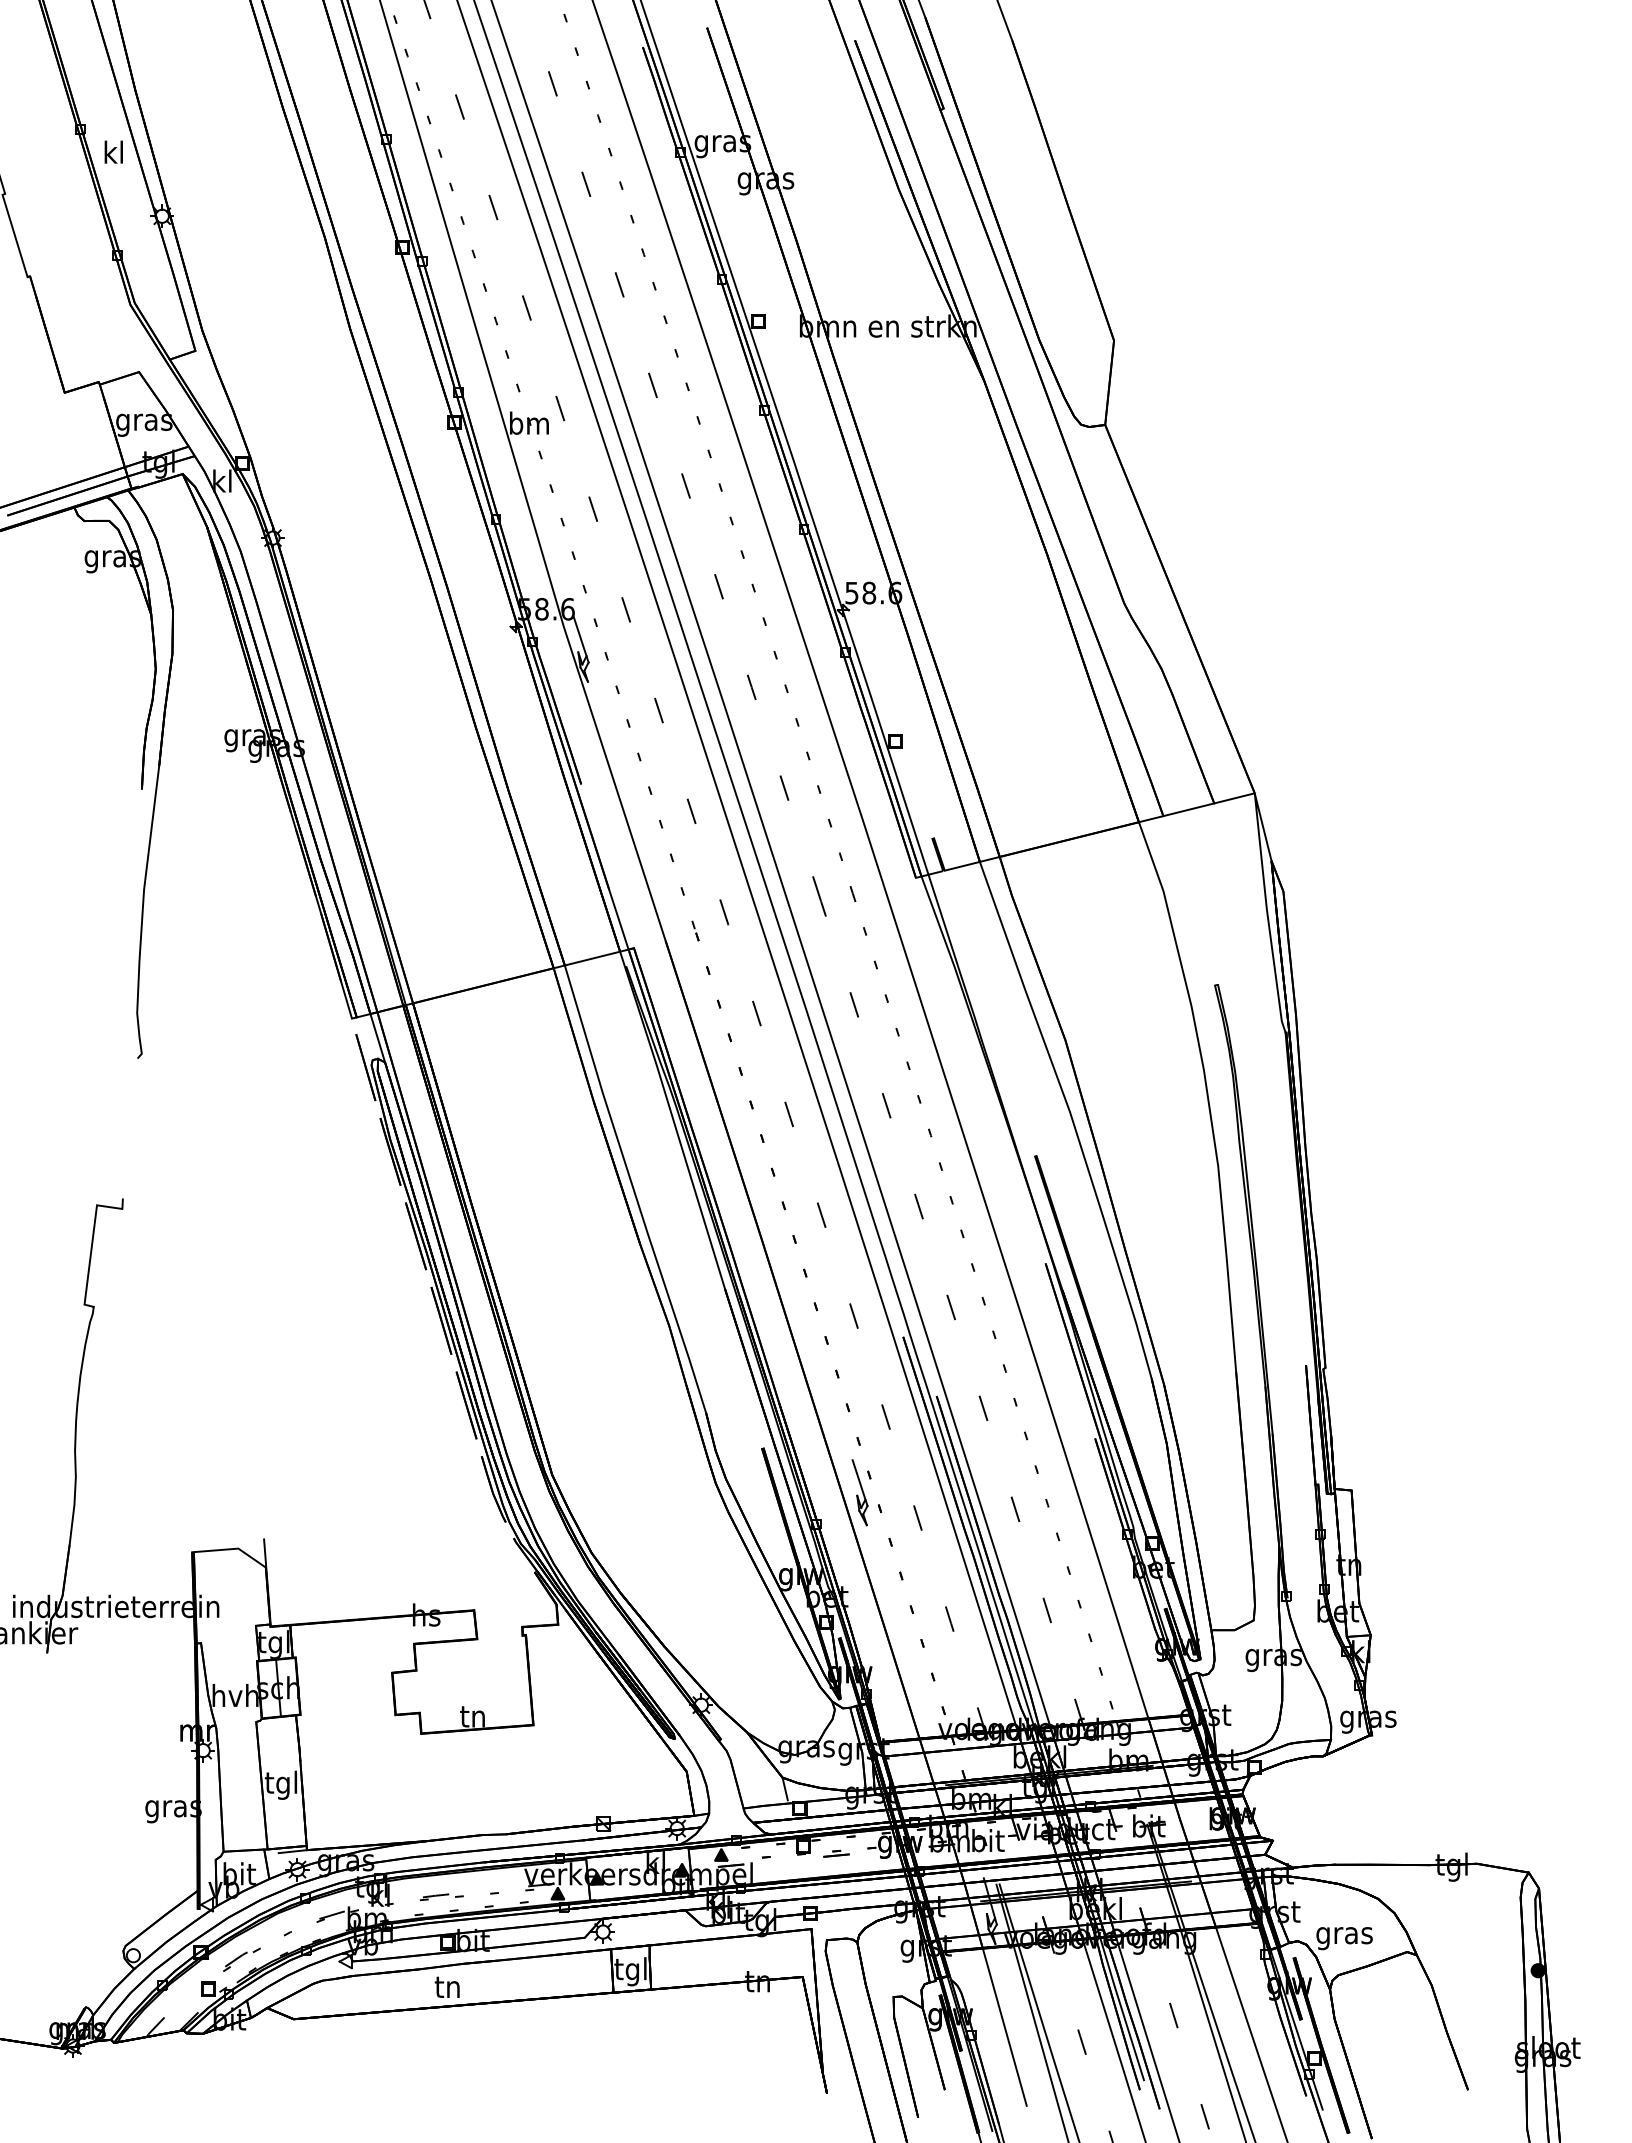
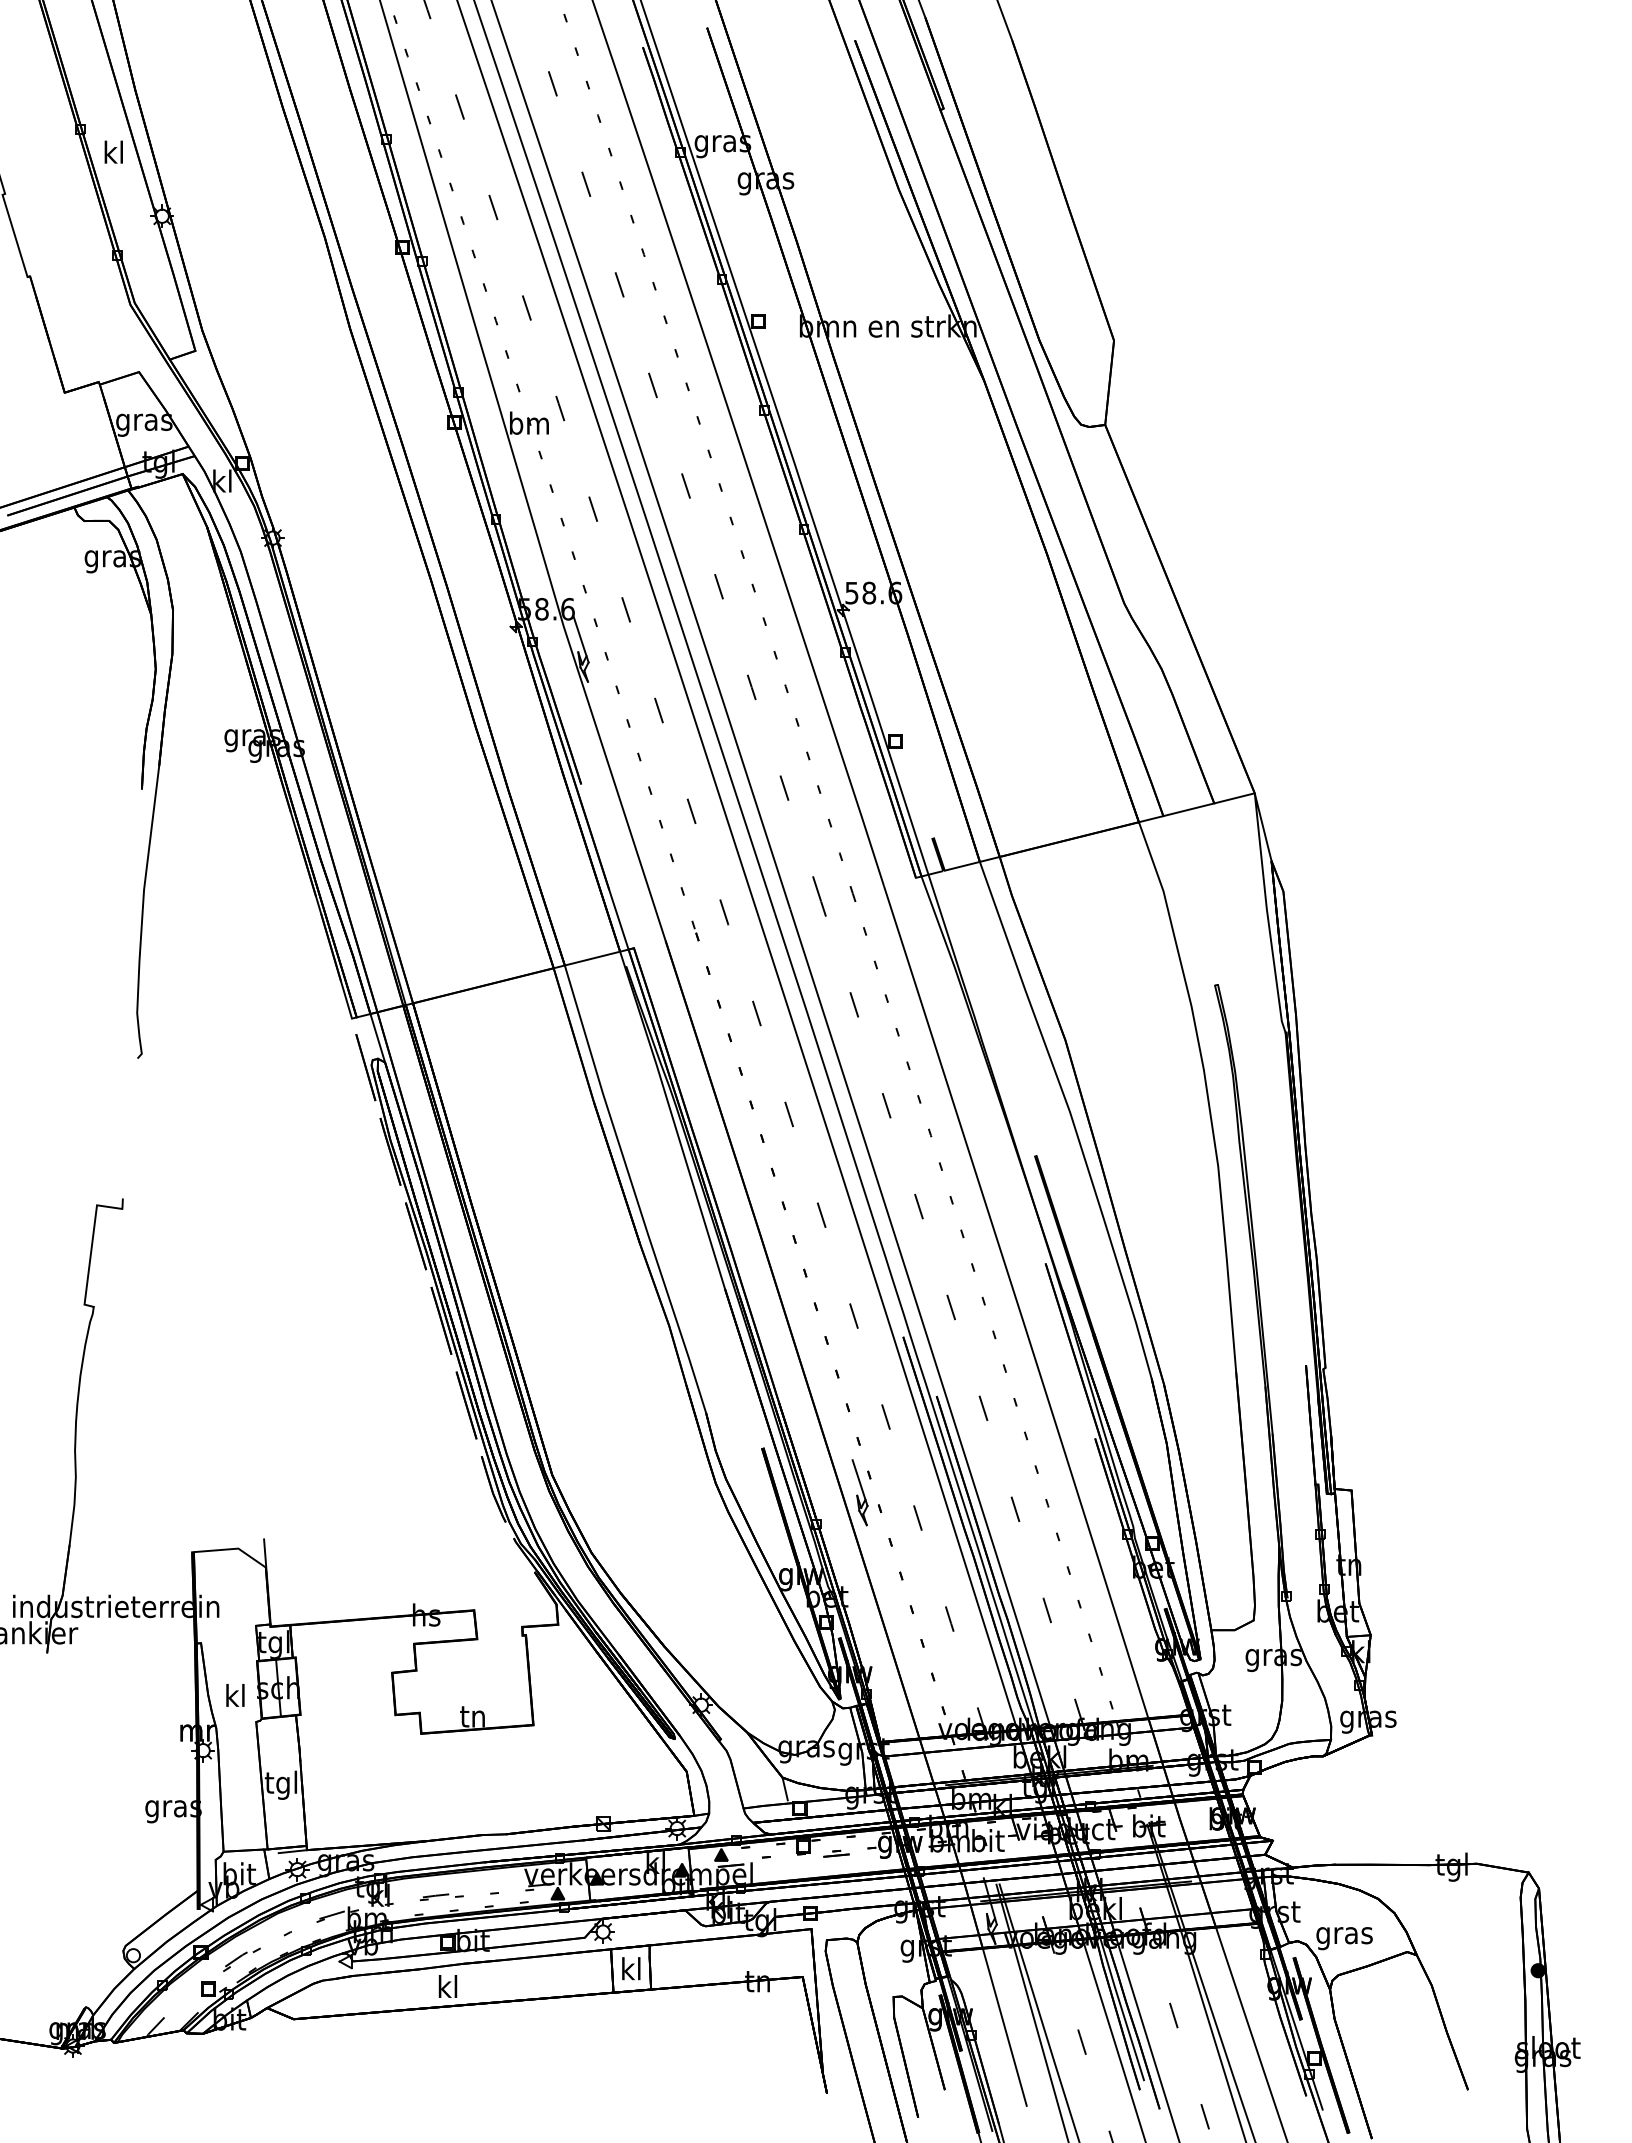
text: hvh -> kl (235, 1695)
text: tgl -> kl (630, 1971)
text: tn -> kl (446, 1986)
